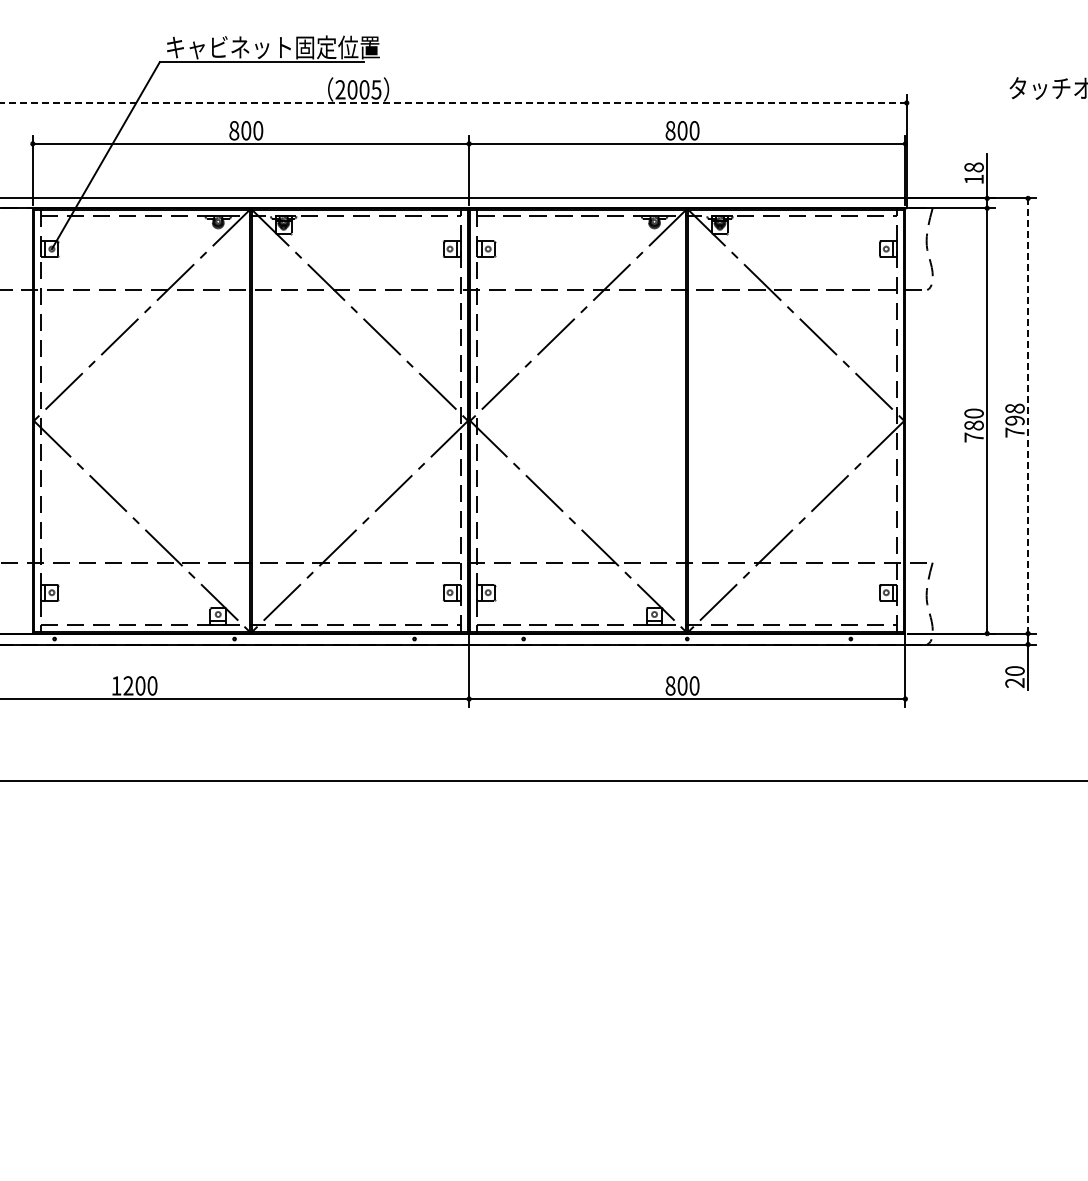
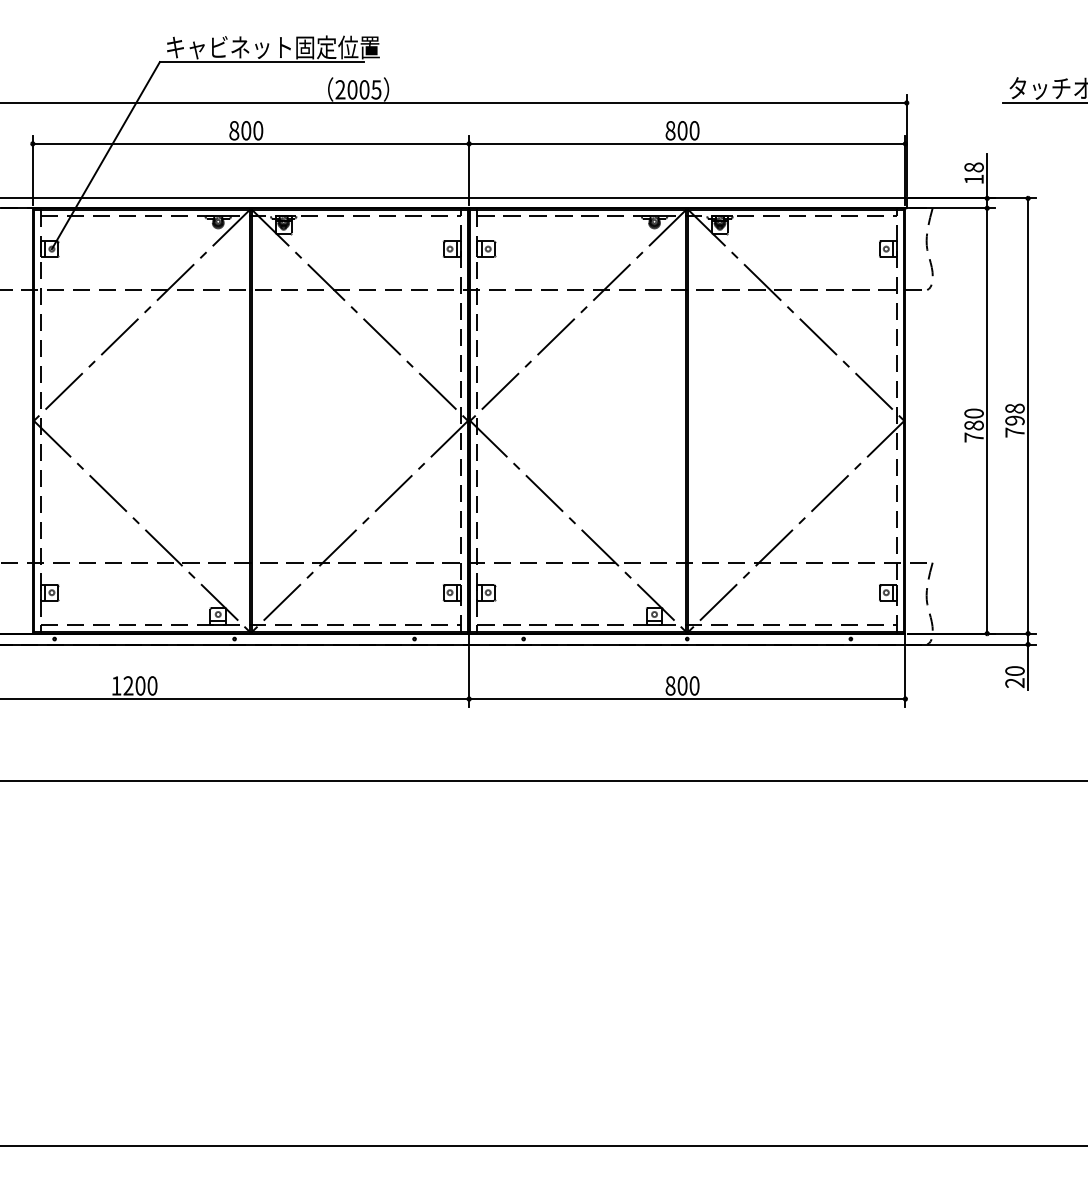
line: dashed -> solid (453, 102)
line: none -> present (1043, 102)
line: dashed -> solid (1028, 416)
line: none -> present (543, 1145)
